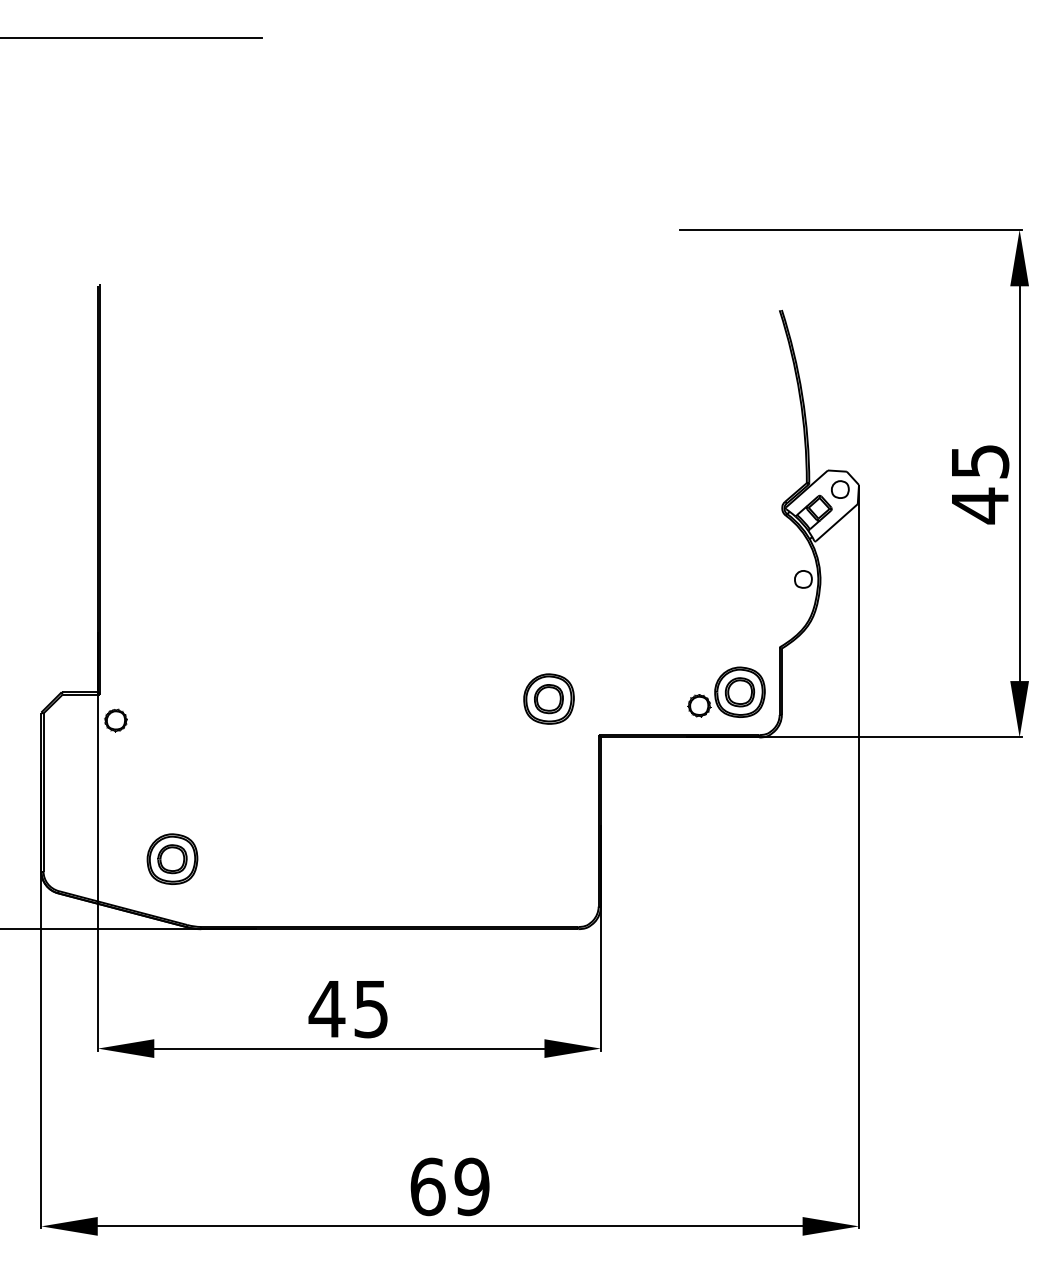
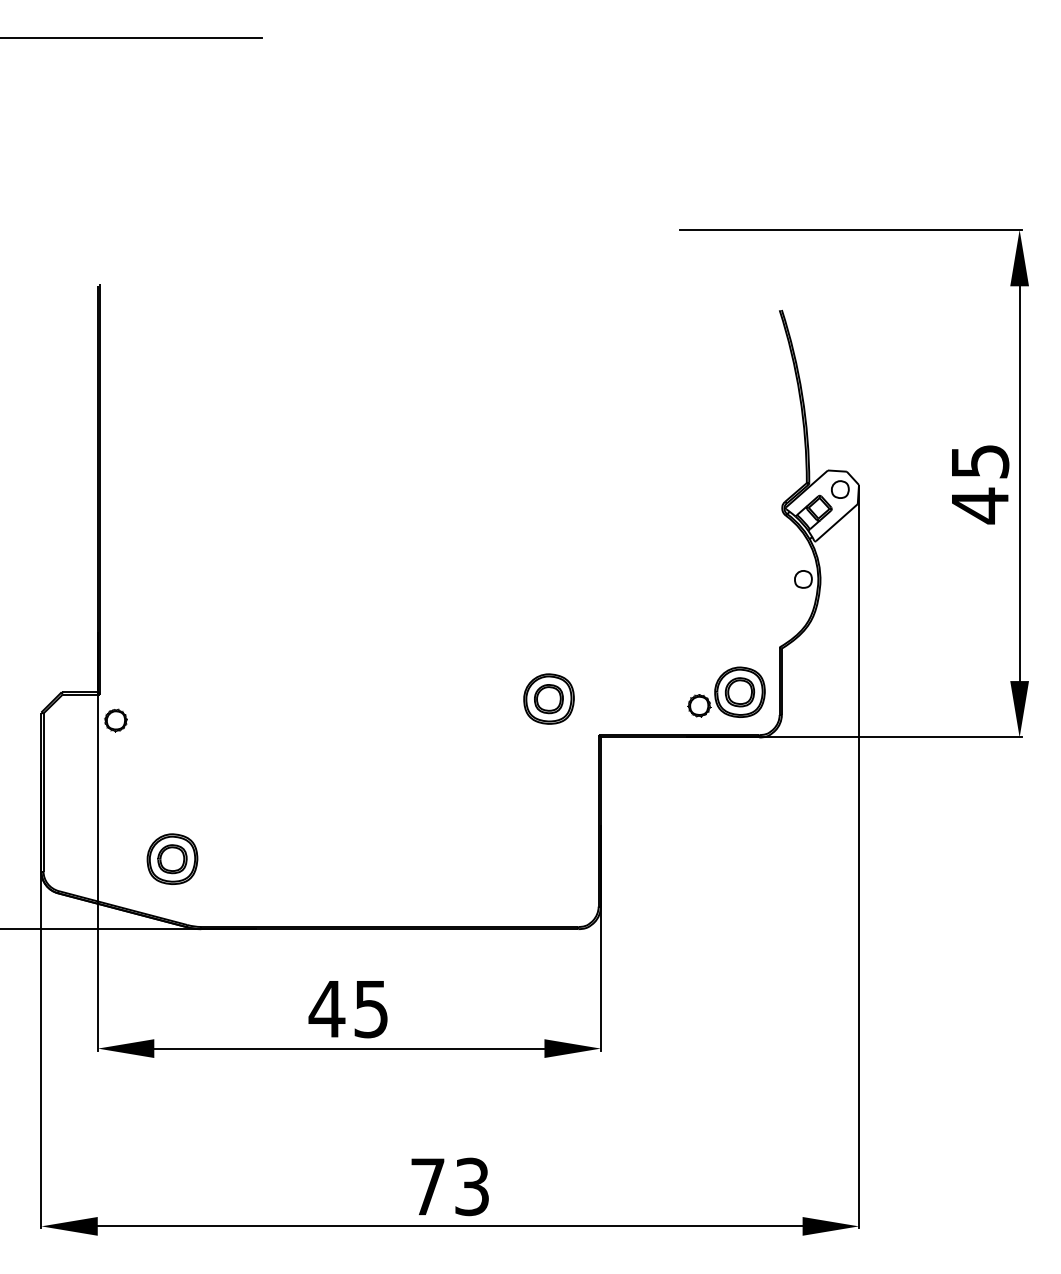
text: 69 -> 73 (449, 1186)
